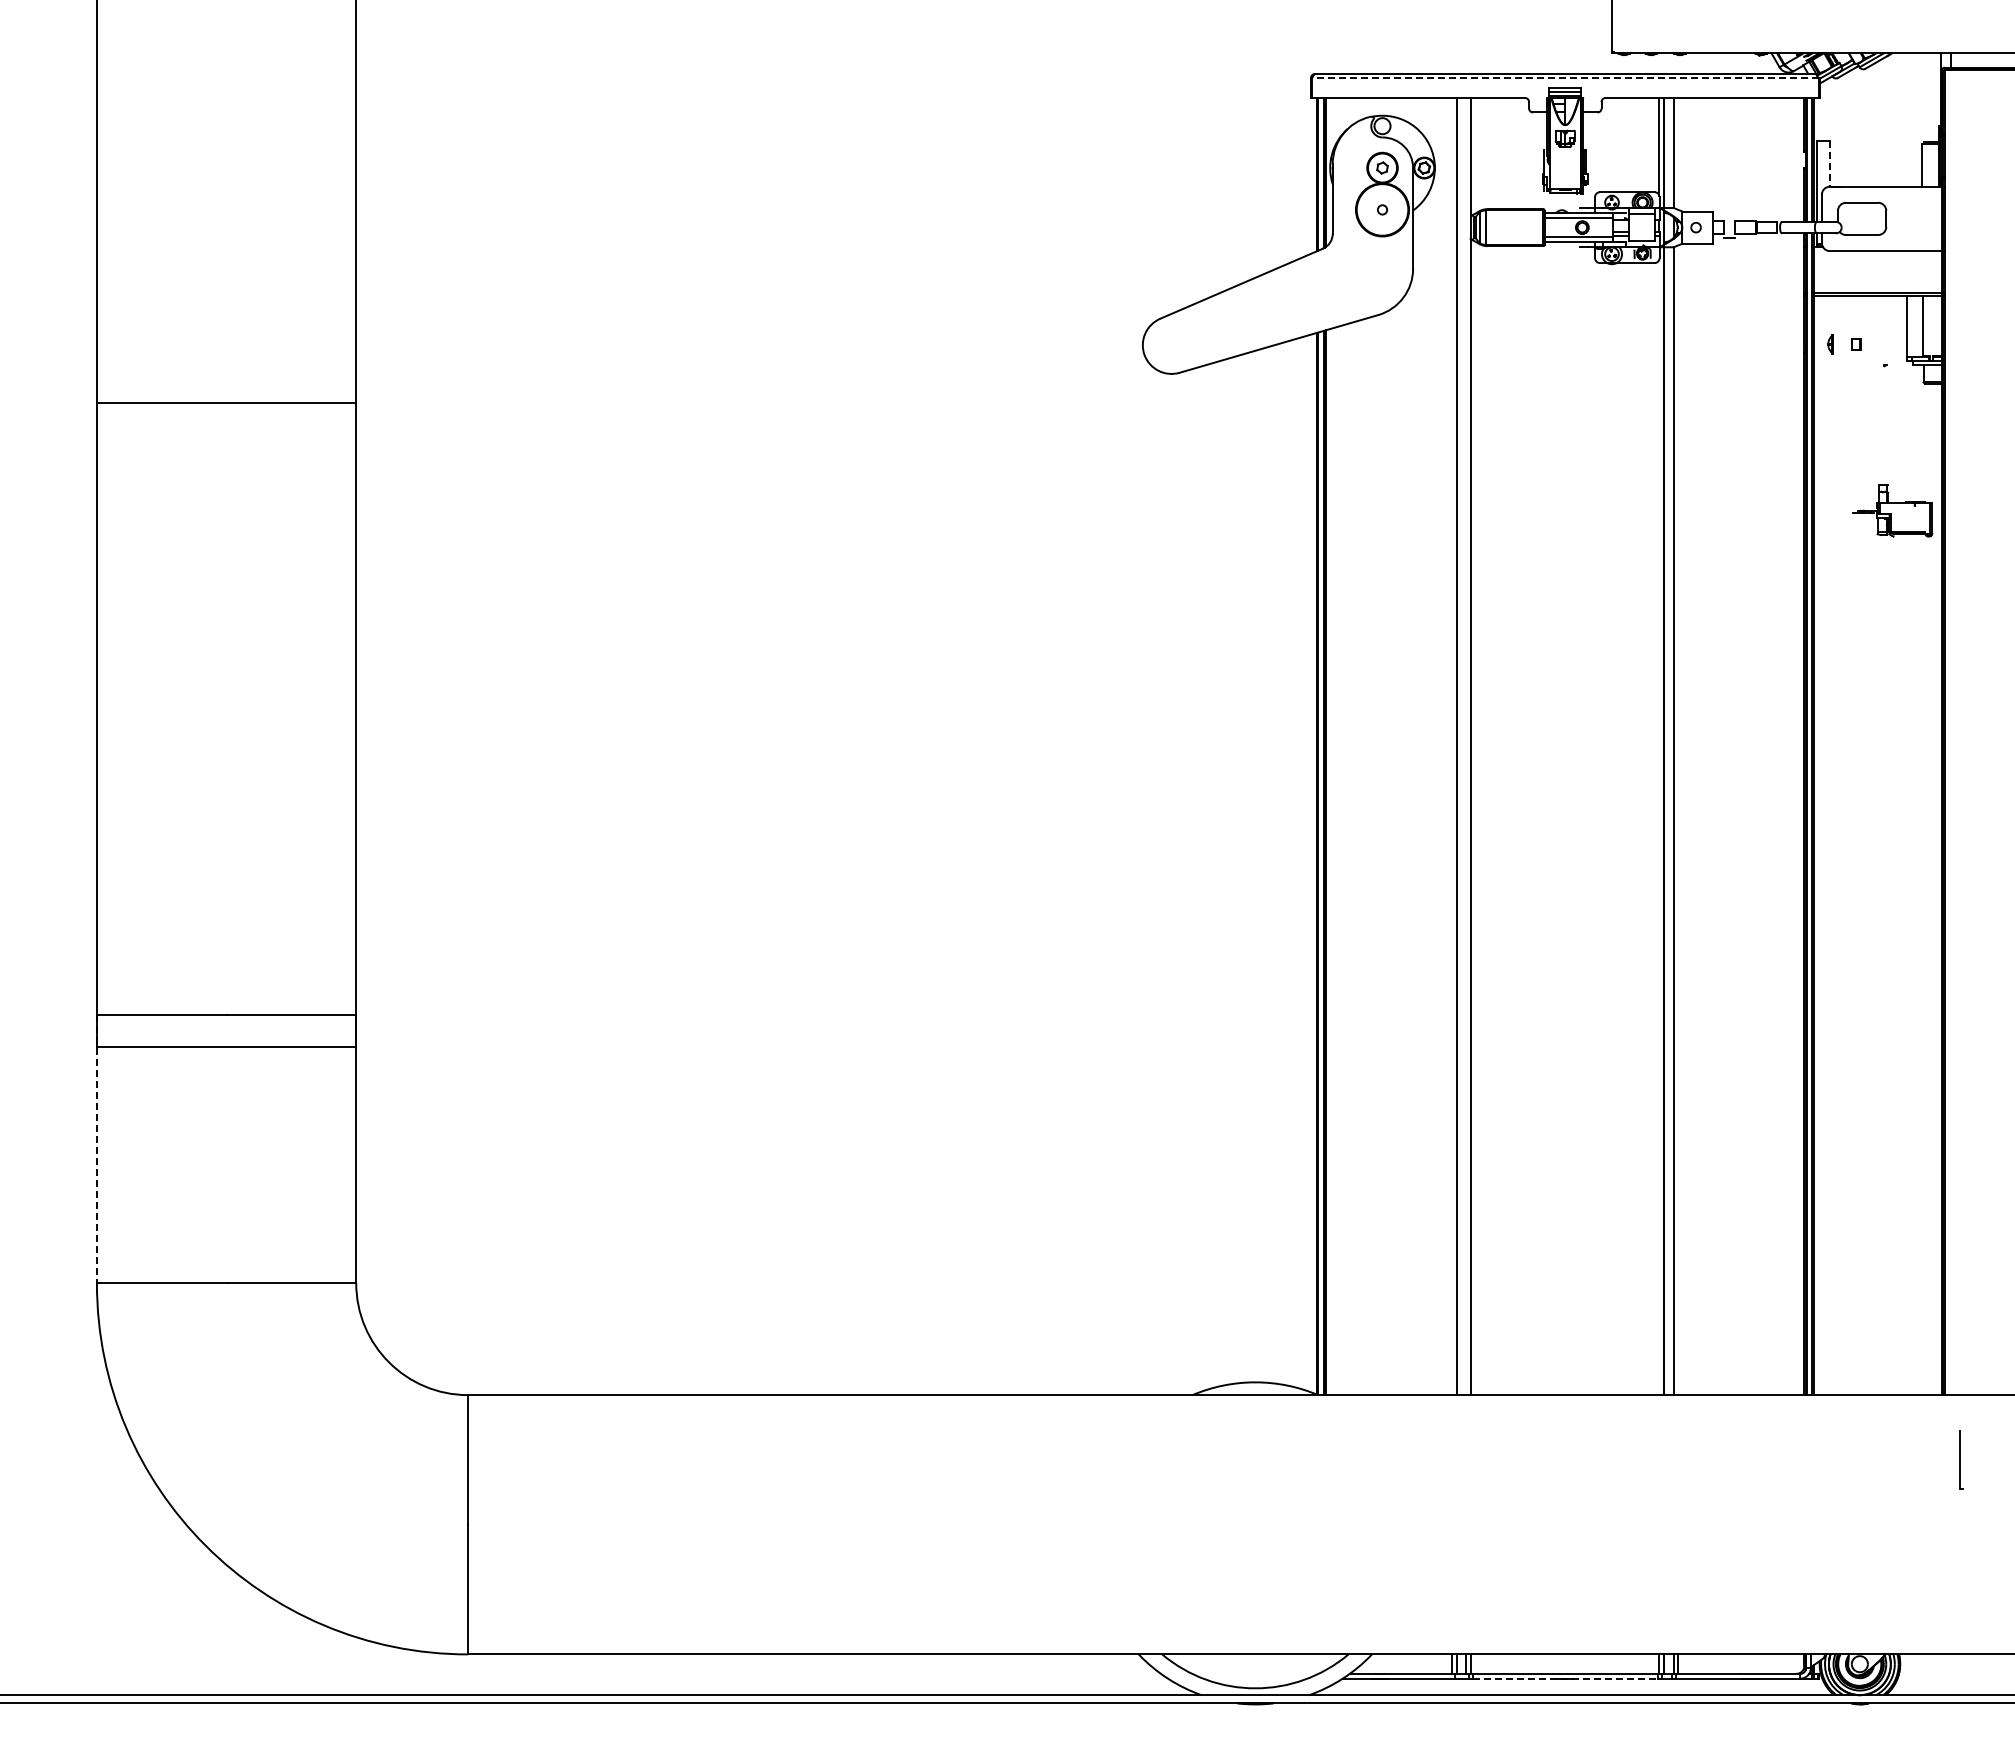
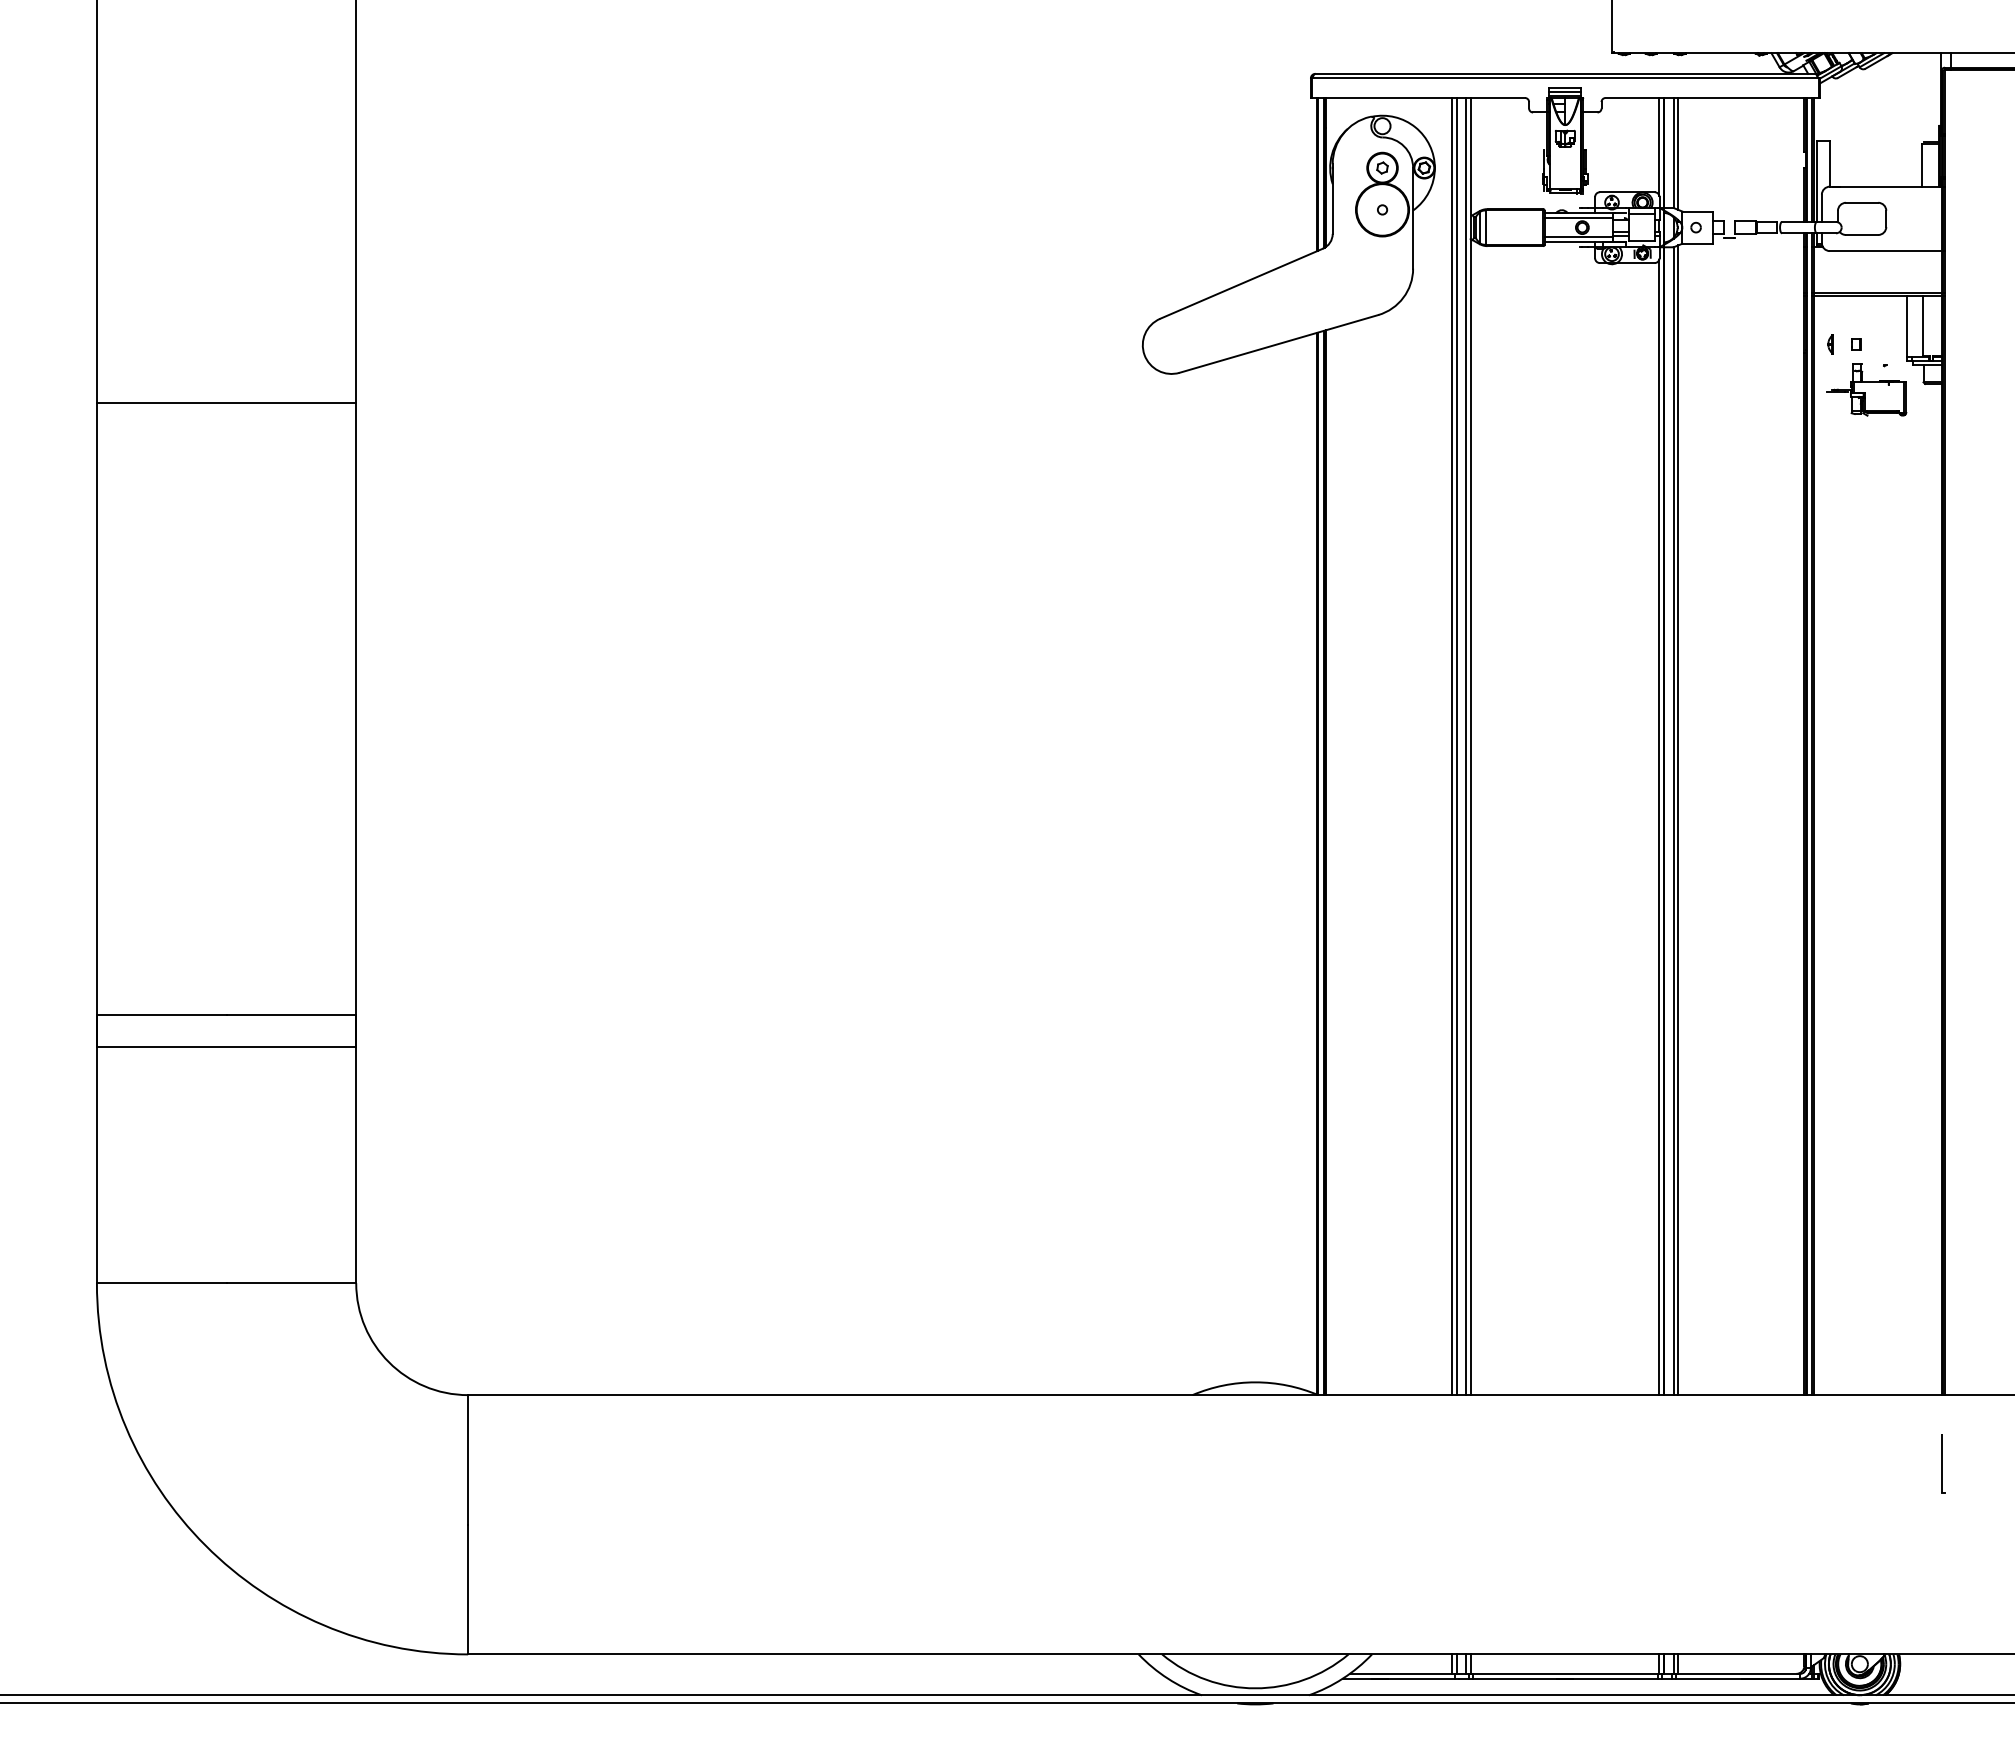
line: dashed -> solid (1564, 78)
line: none -> present (1678, 153)
line: dashed -> solid (1829, 164)
part position: (1892, 510) -> (1866, 389) (1866, 389)
line: none -> present (1452, 746)
line: none -> present (1466, 746)
line: none -> present (1678, 820)
line: none -> present (1659, 827)
line: dashed -> solid (96, 1149)
part position: (1961, 1459) -> (1943, 1463) (1943, 1463)
line: dashed -> solid (1565, 1678)
